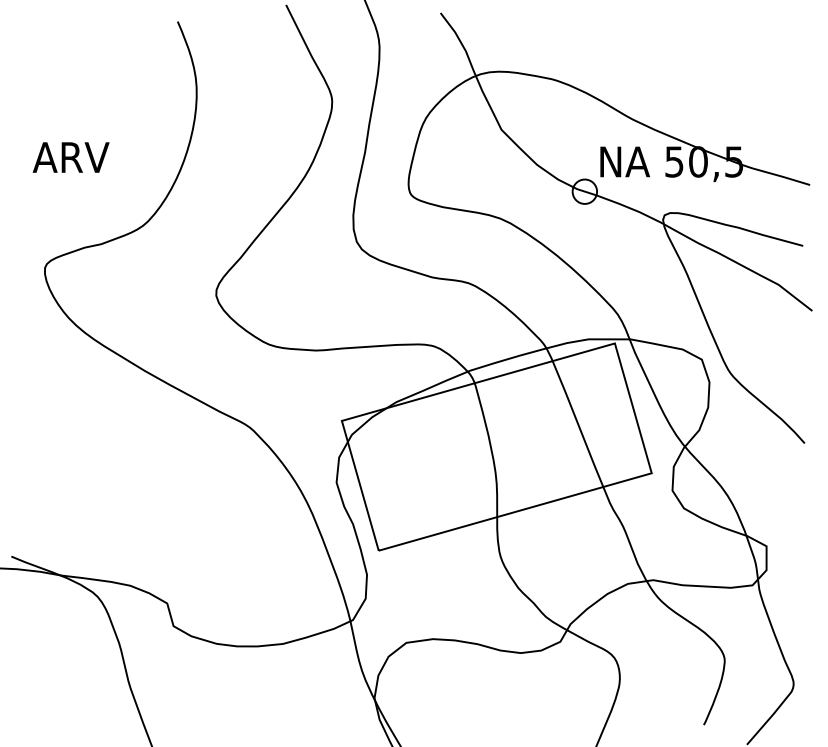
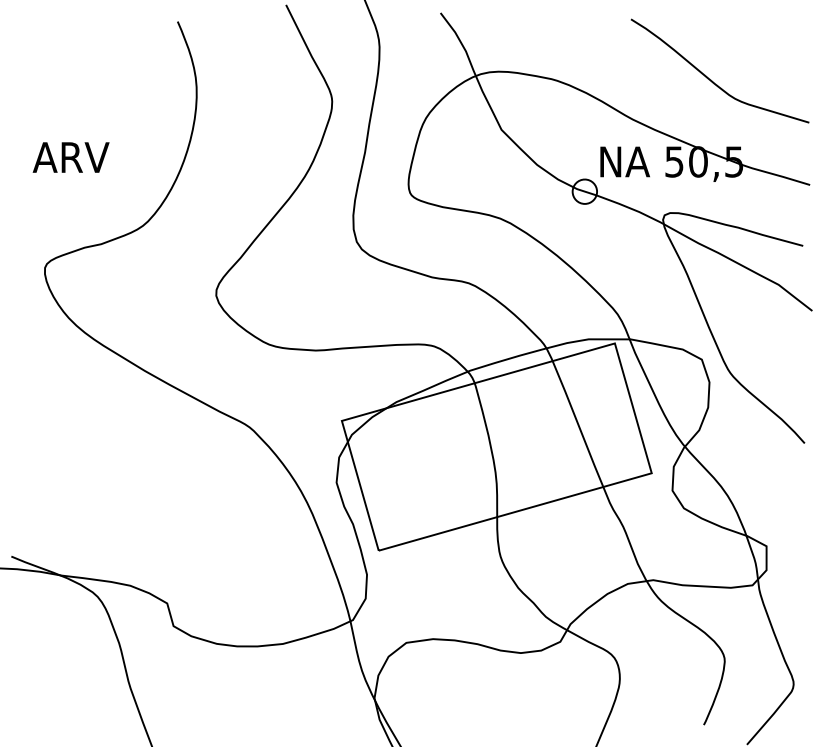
curve: none -> present (711, 79)
